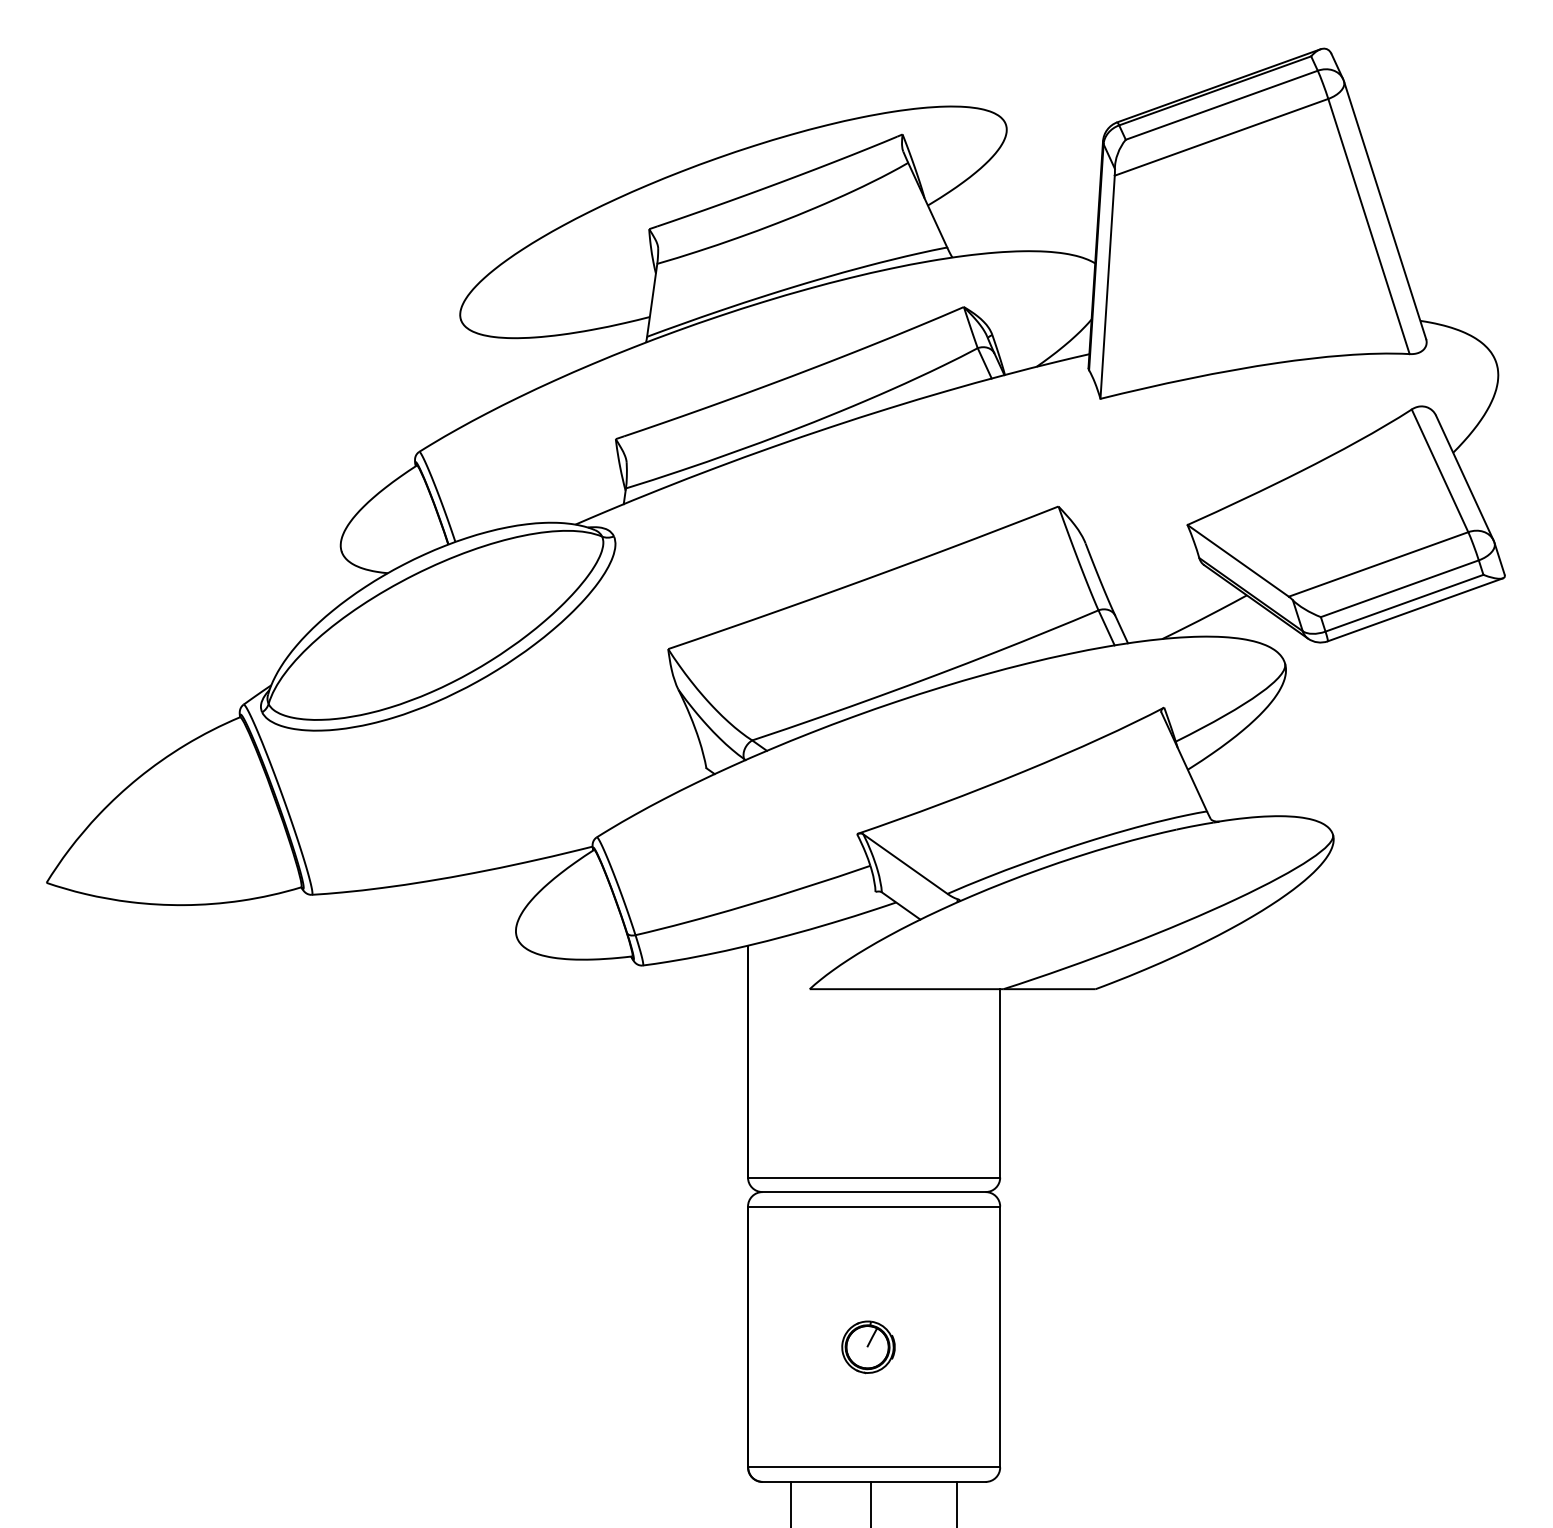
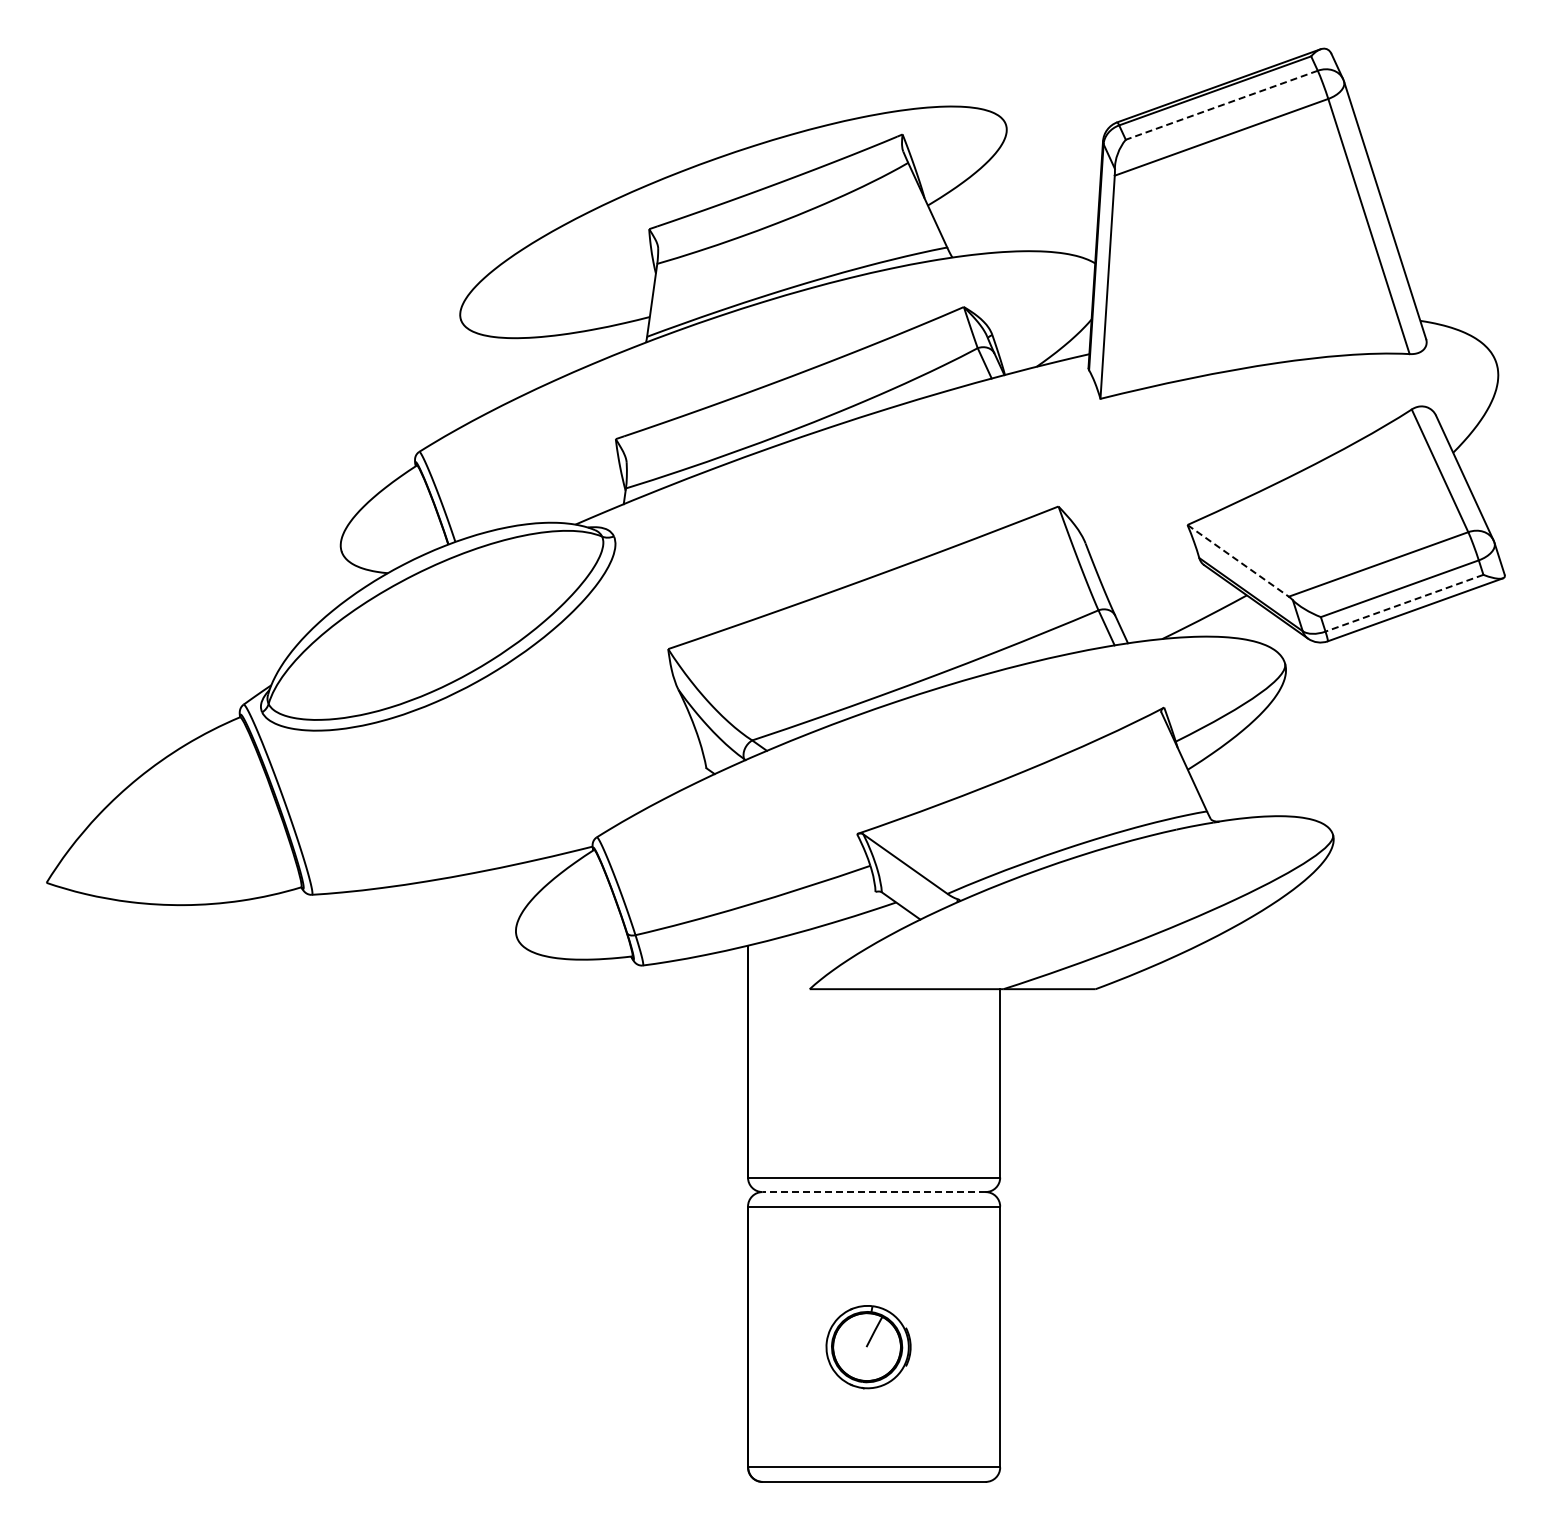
line: solid -> dashed (1221, 105)
line: solid -> dashed (1238, 561)
line: solid -> dashed (1404, 603)
line: solid -> dashed (874, 1192)
part size: 55x55 px -> 87x85 px (868, 1347)
line: present -> none (791, 1502)
line: present -> none (870, 1502)
line: present -> none (956, 1502)
